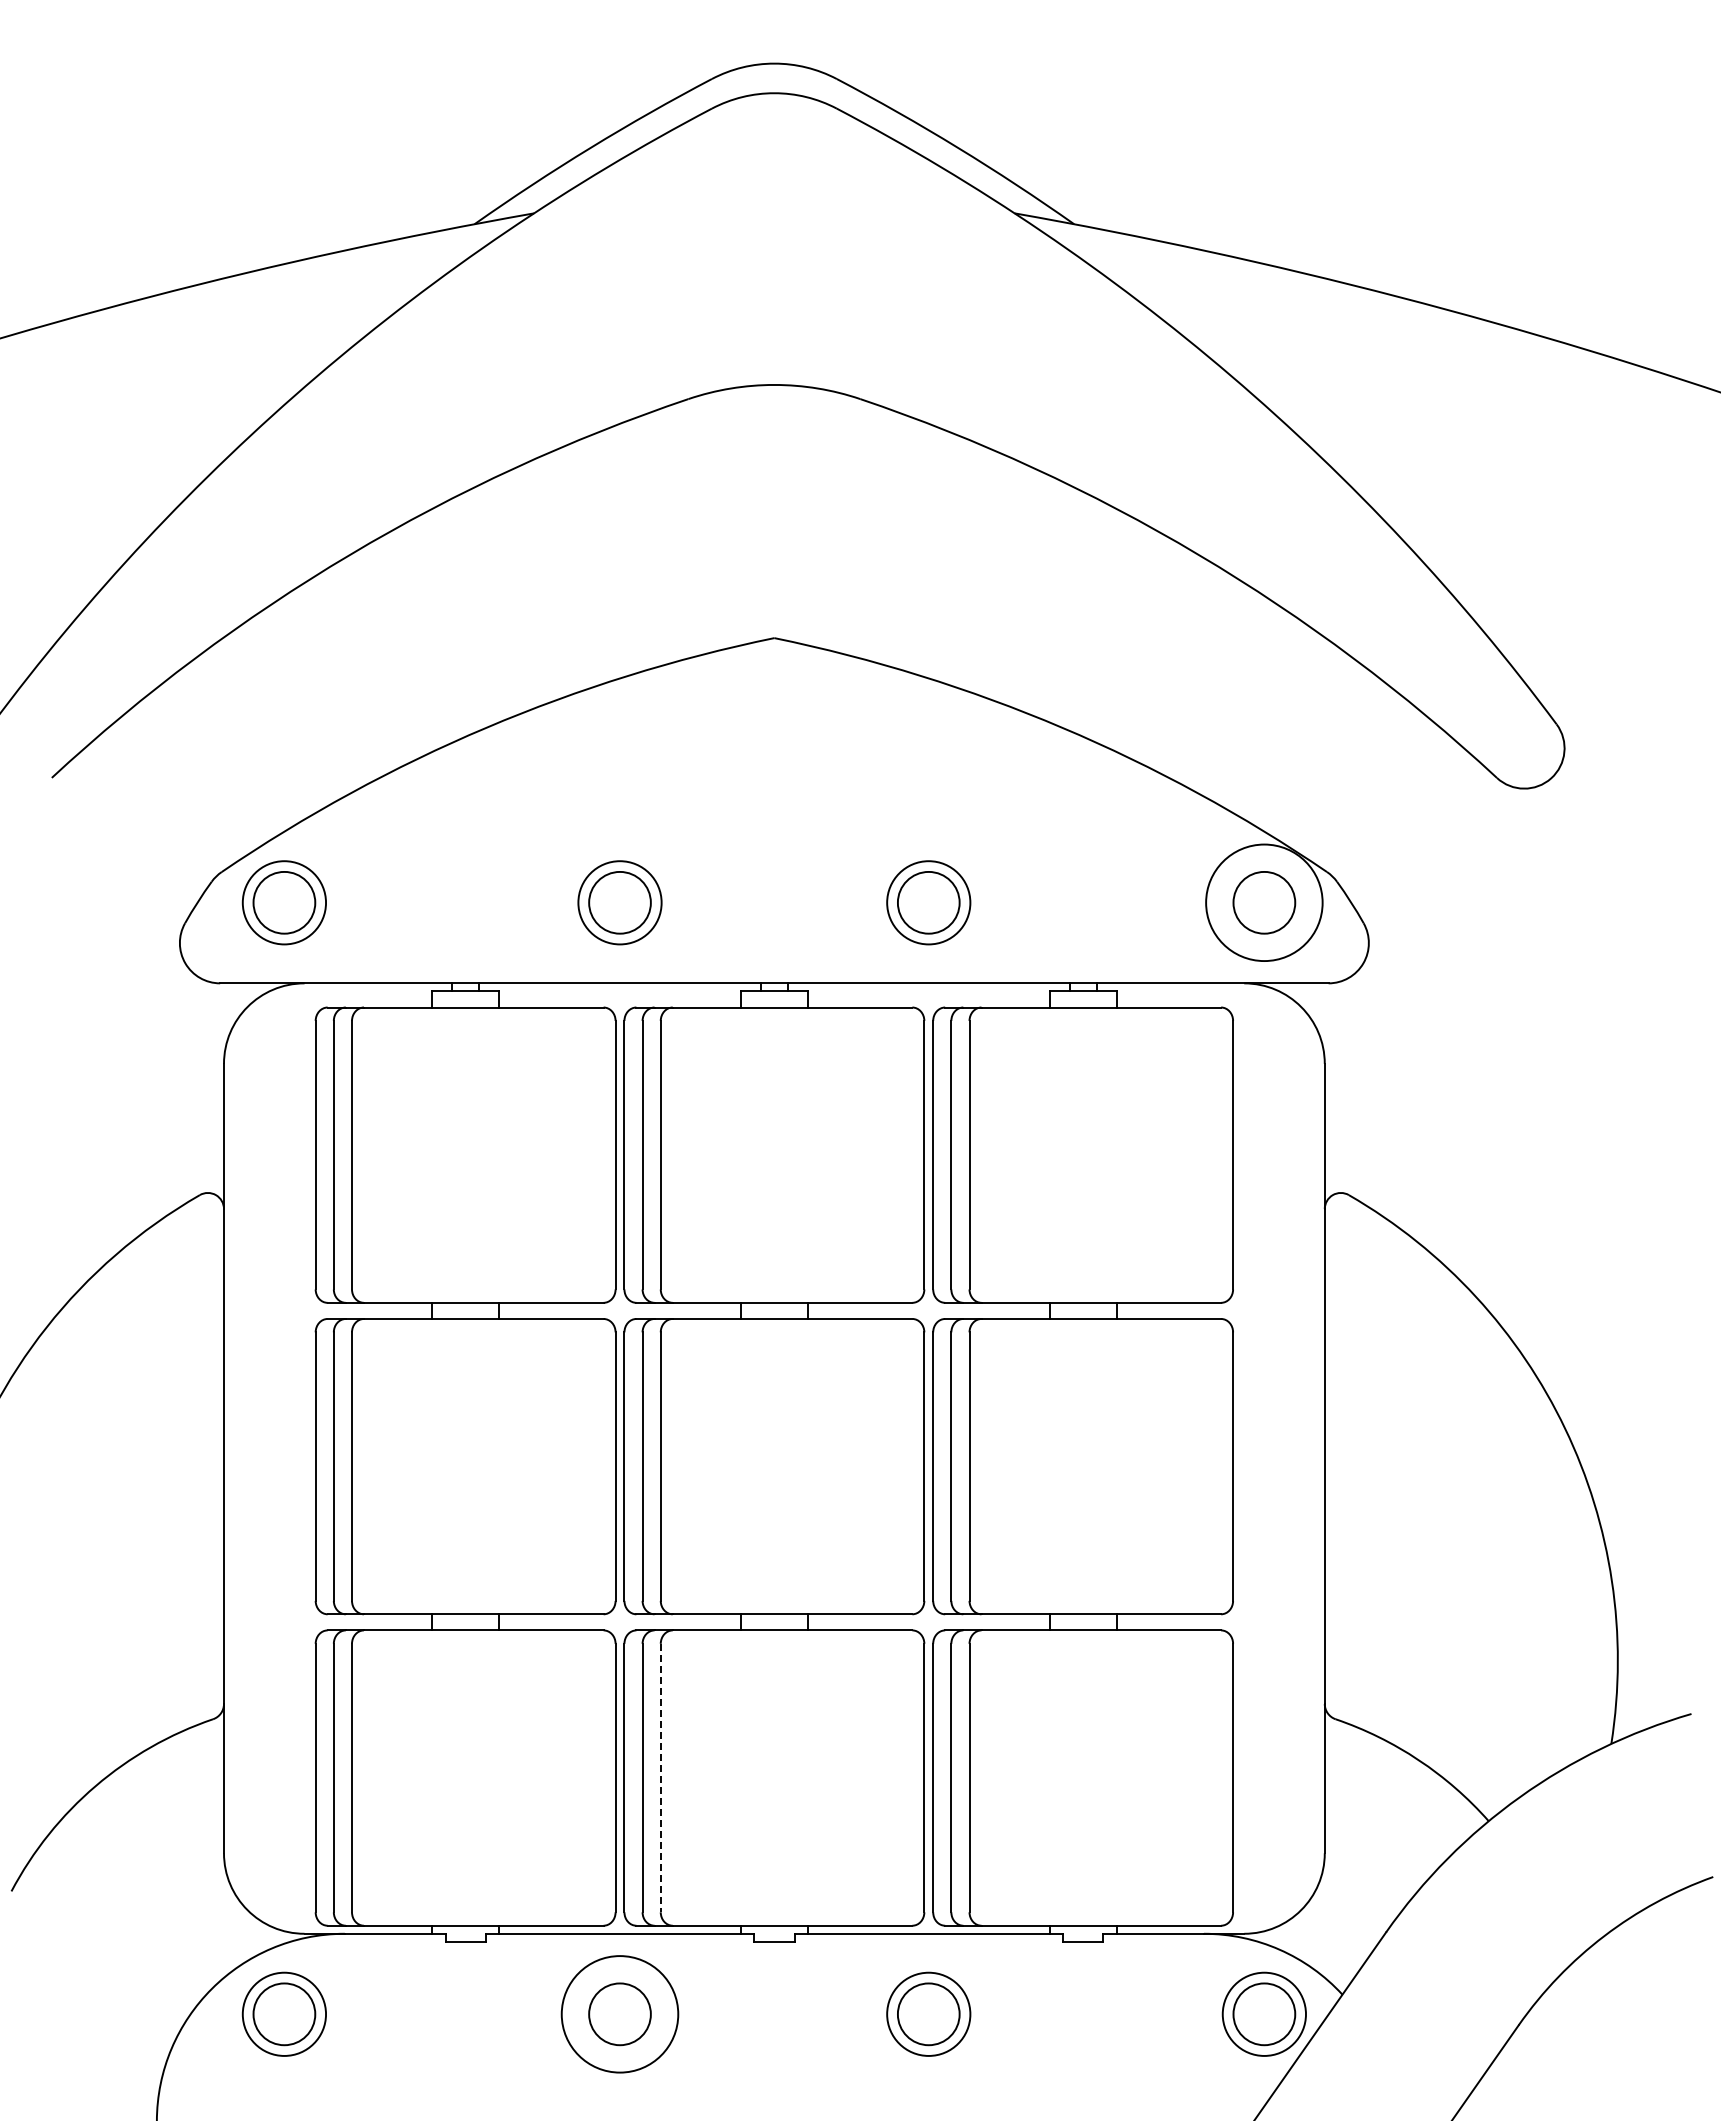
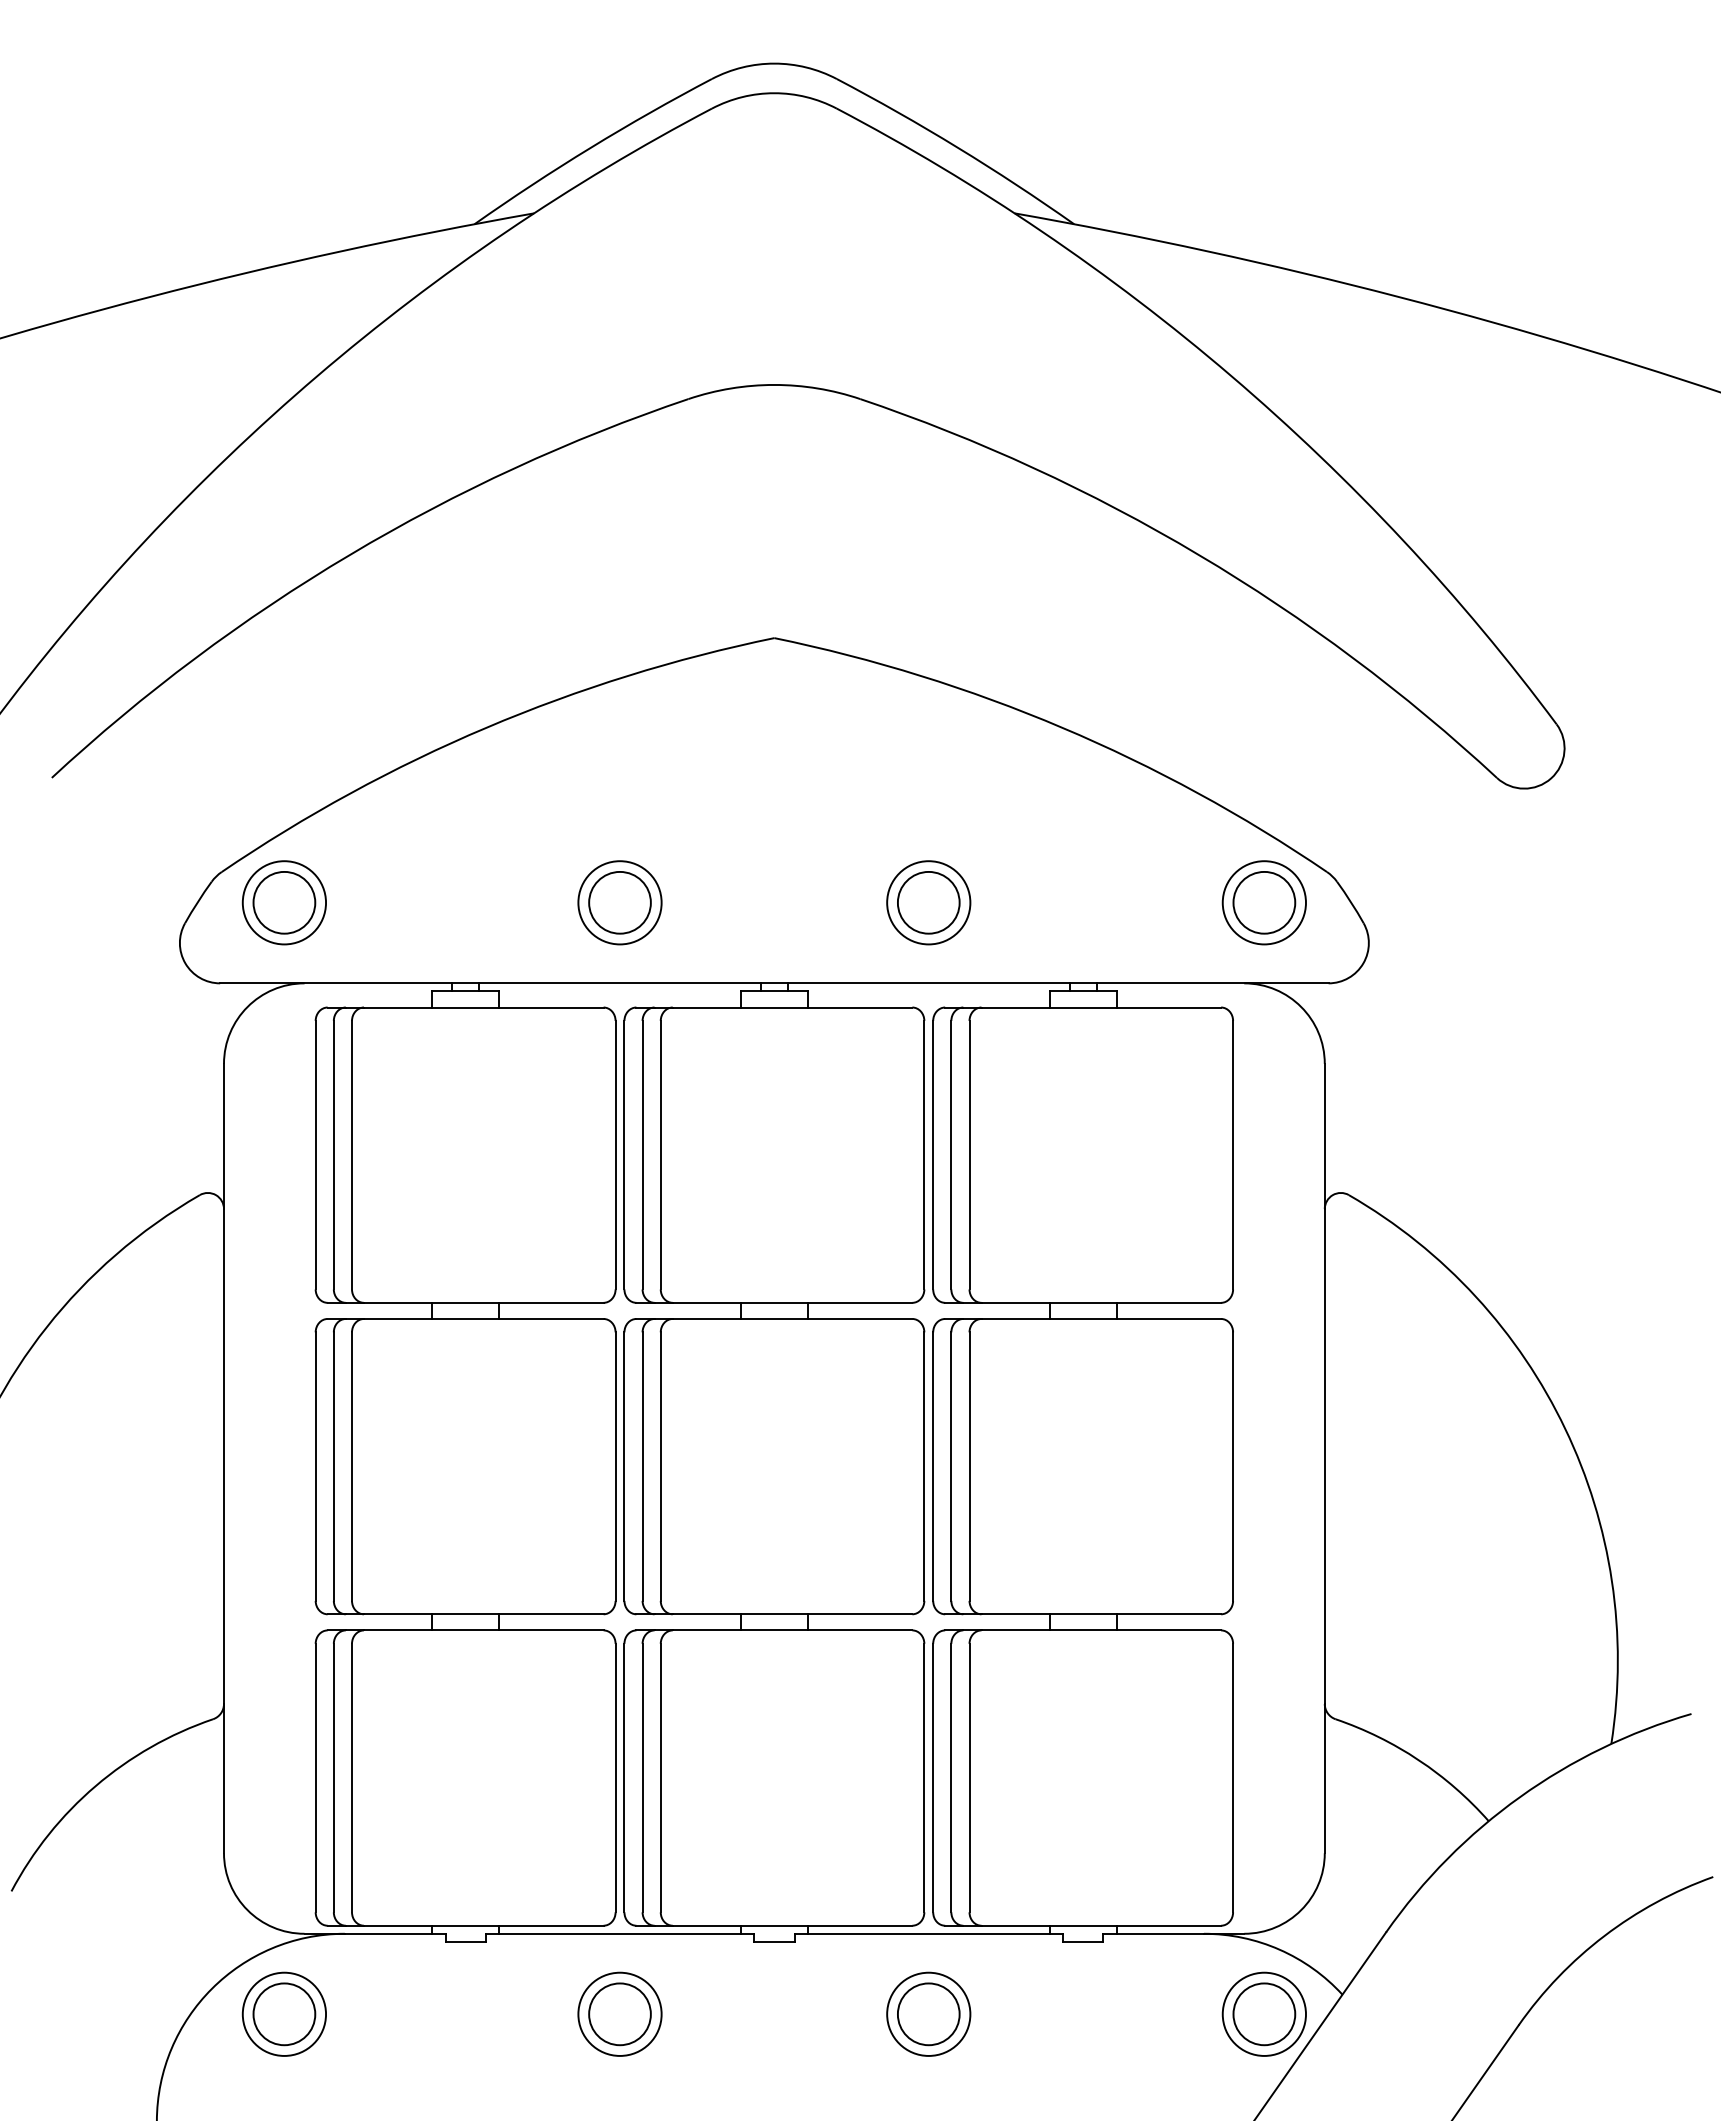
circle diameter: 117 px -> 83 px (1263, 902)
line: dashed -> solid (660, 1778)
circle diameter: 117 px -> 83 px (619, 2013)
